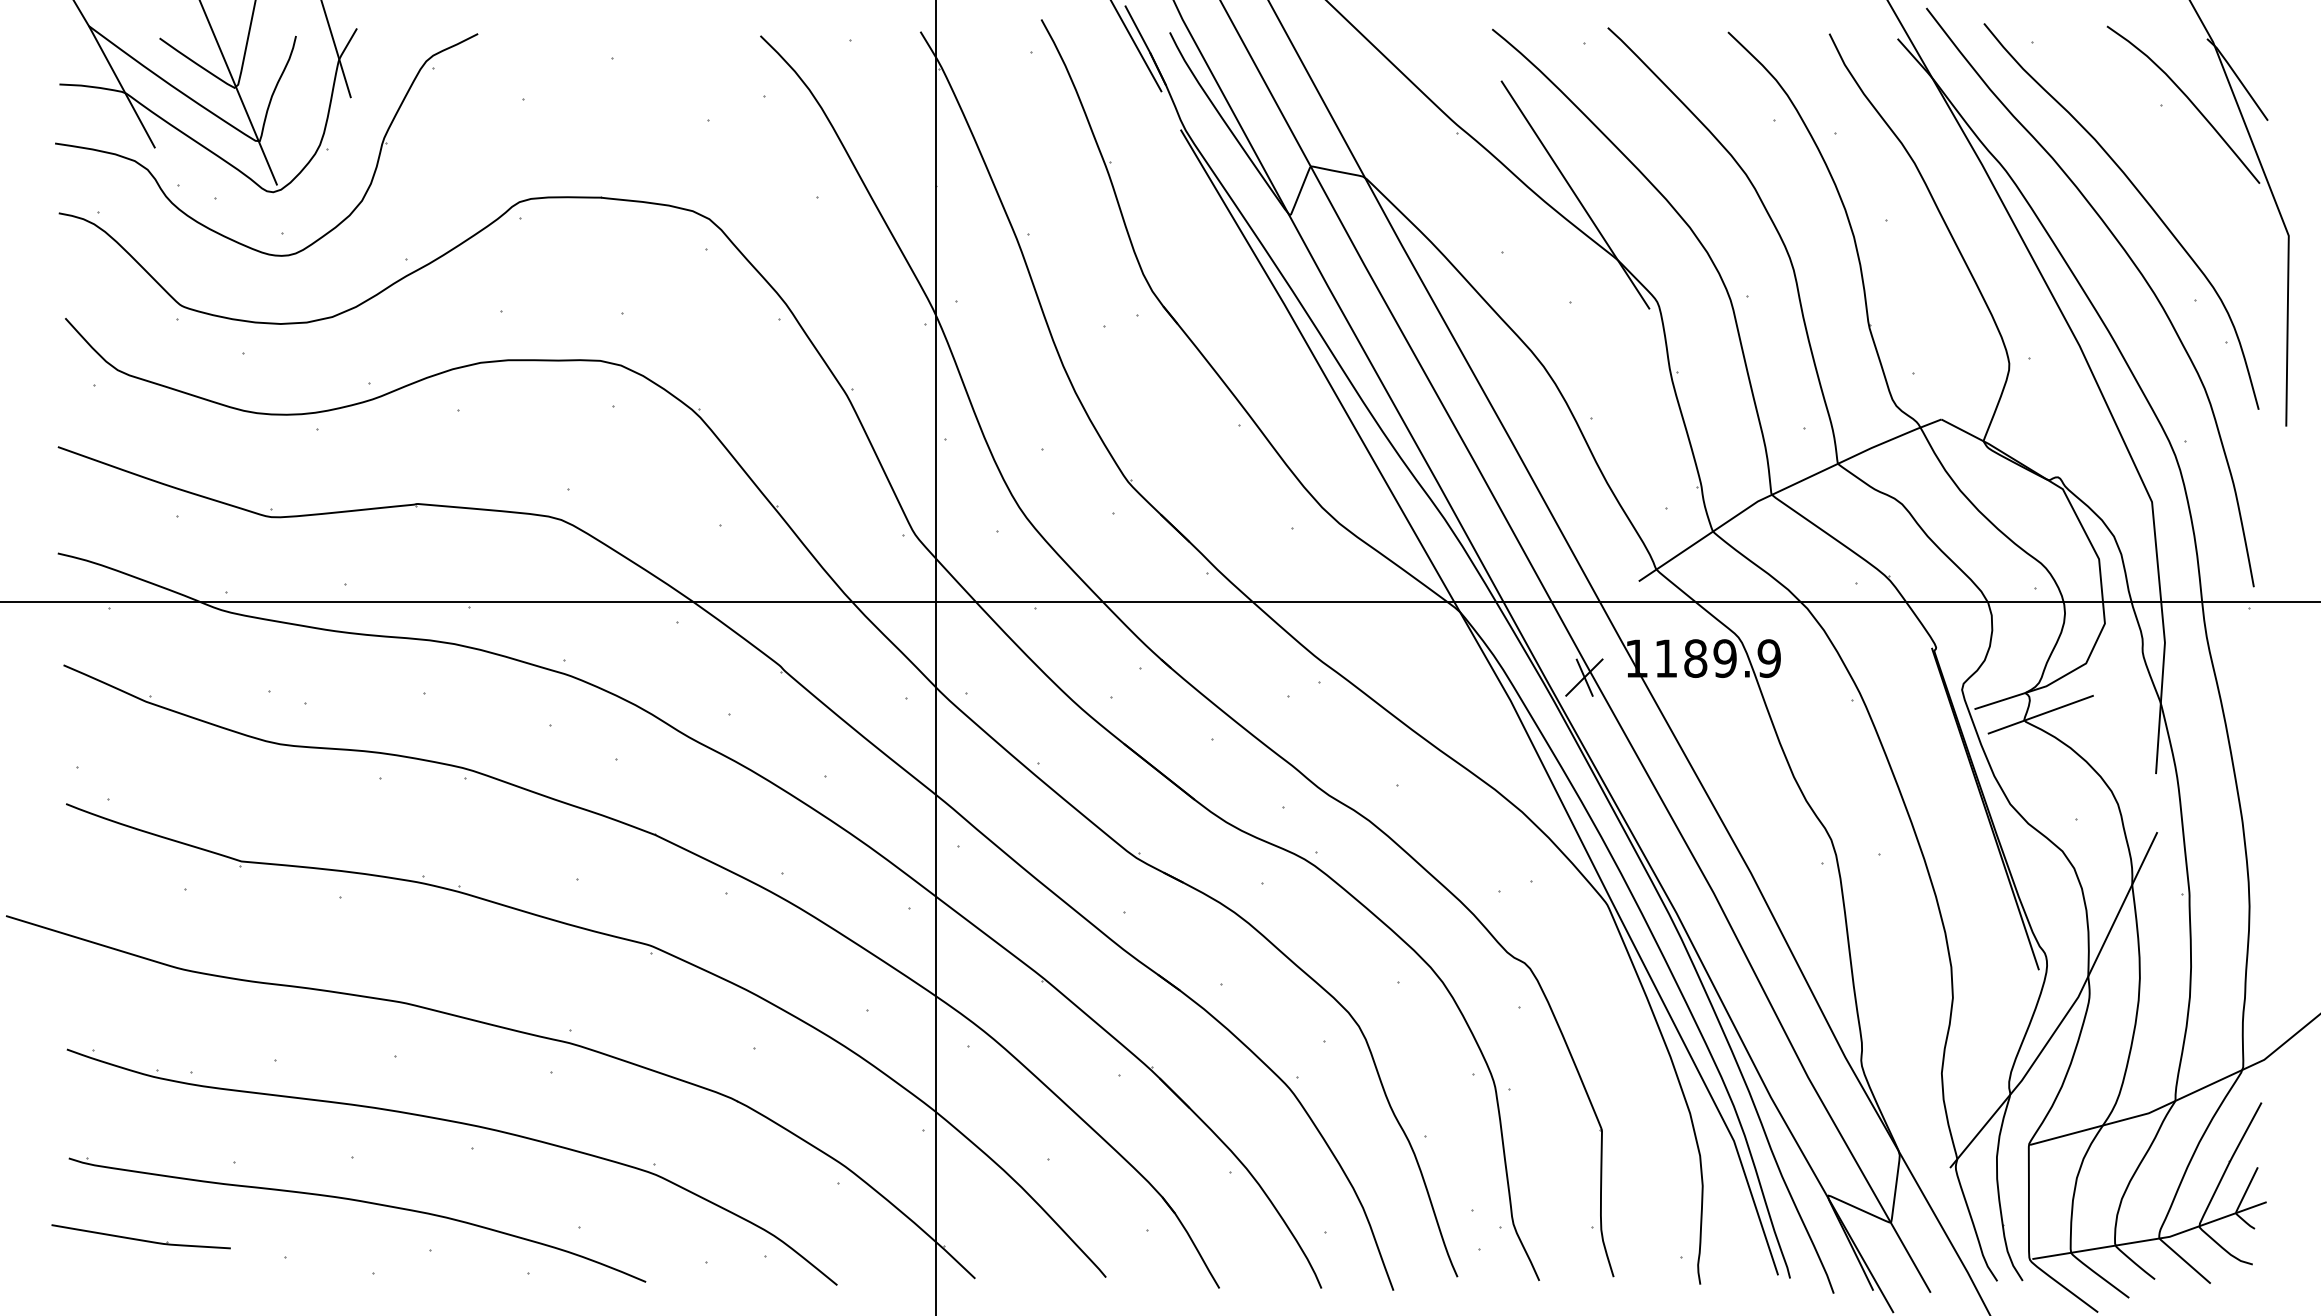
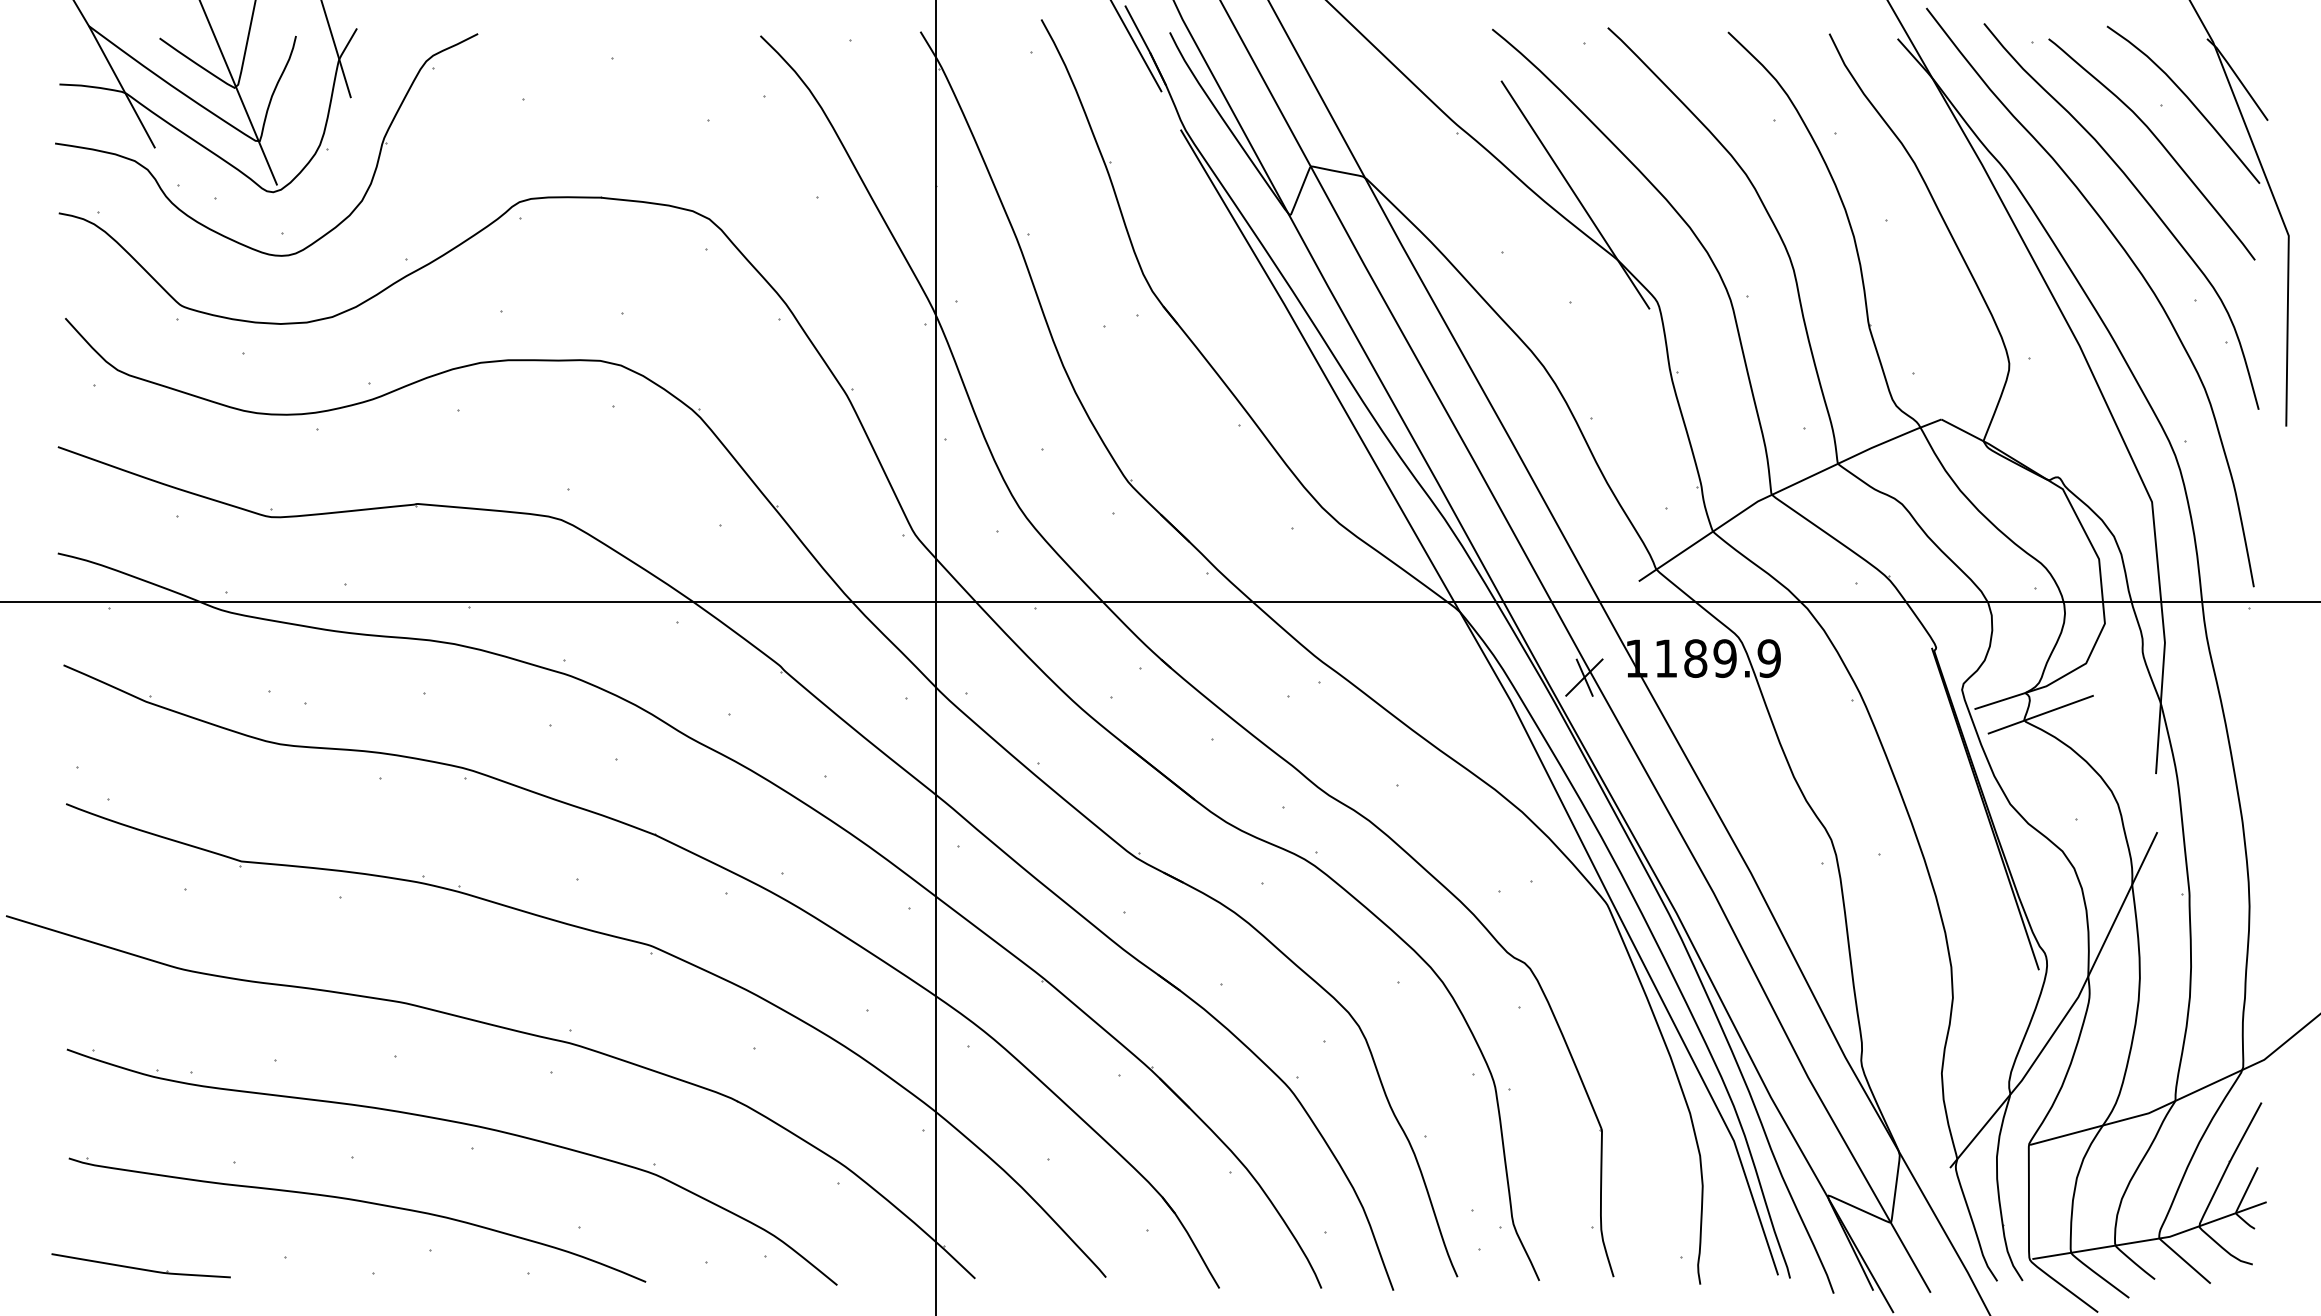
curve: none -> present (2160, 144)
part position: (140, 1236) -> (140, 1265) (140, 1265)
